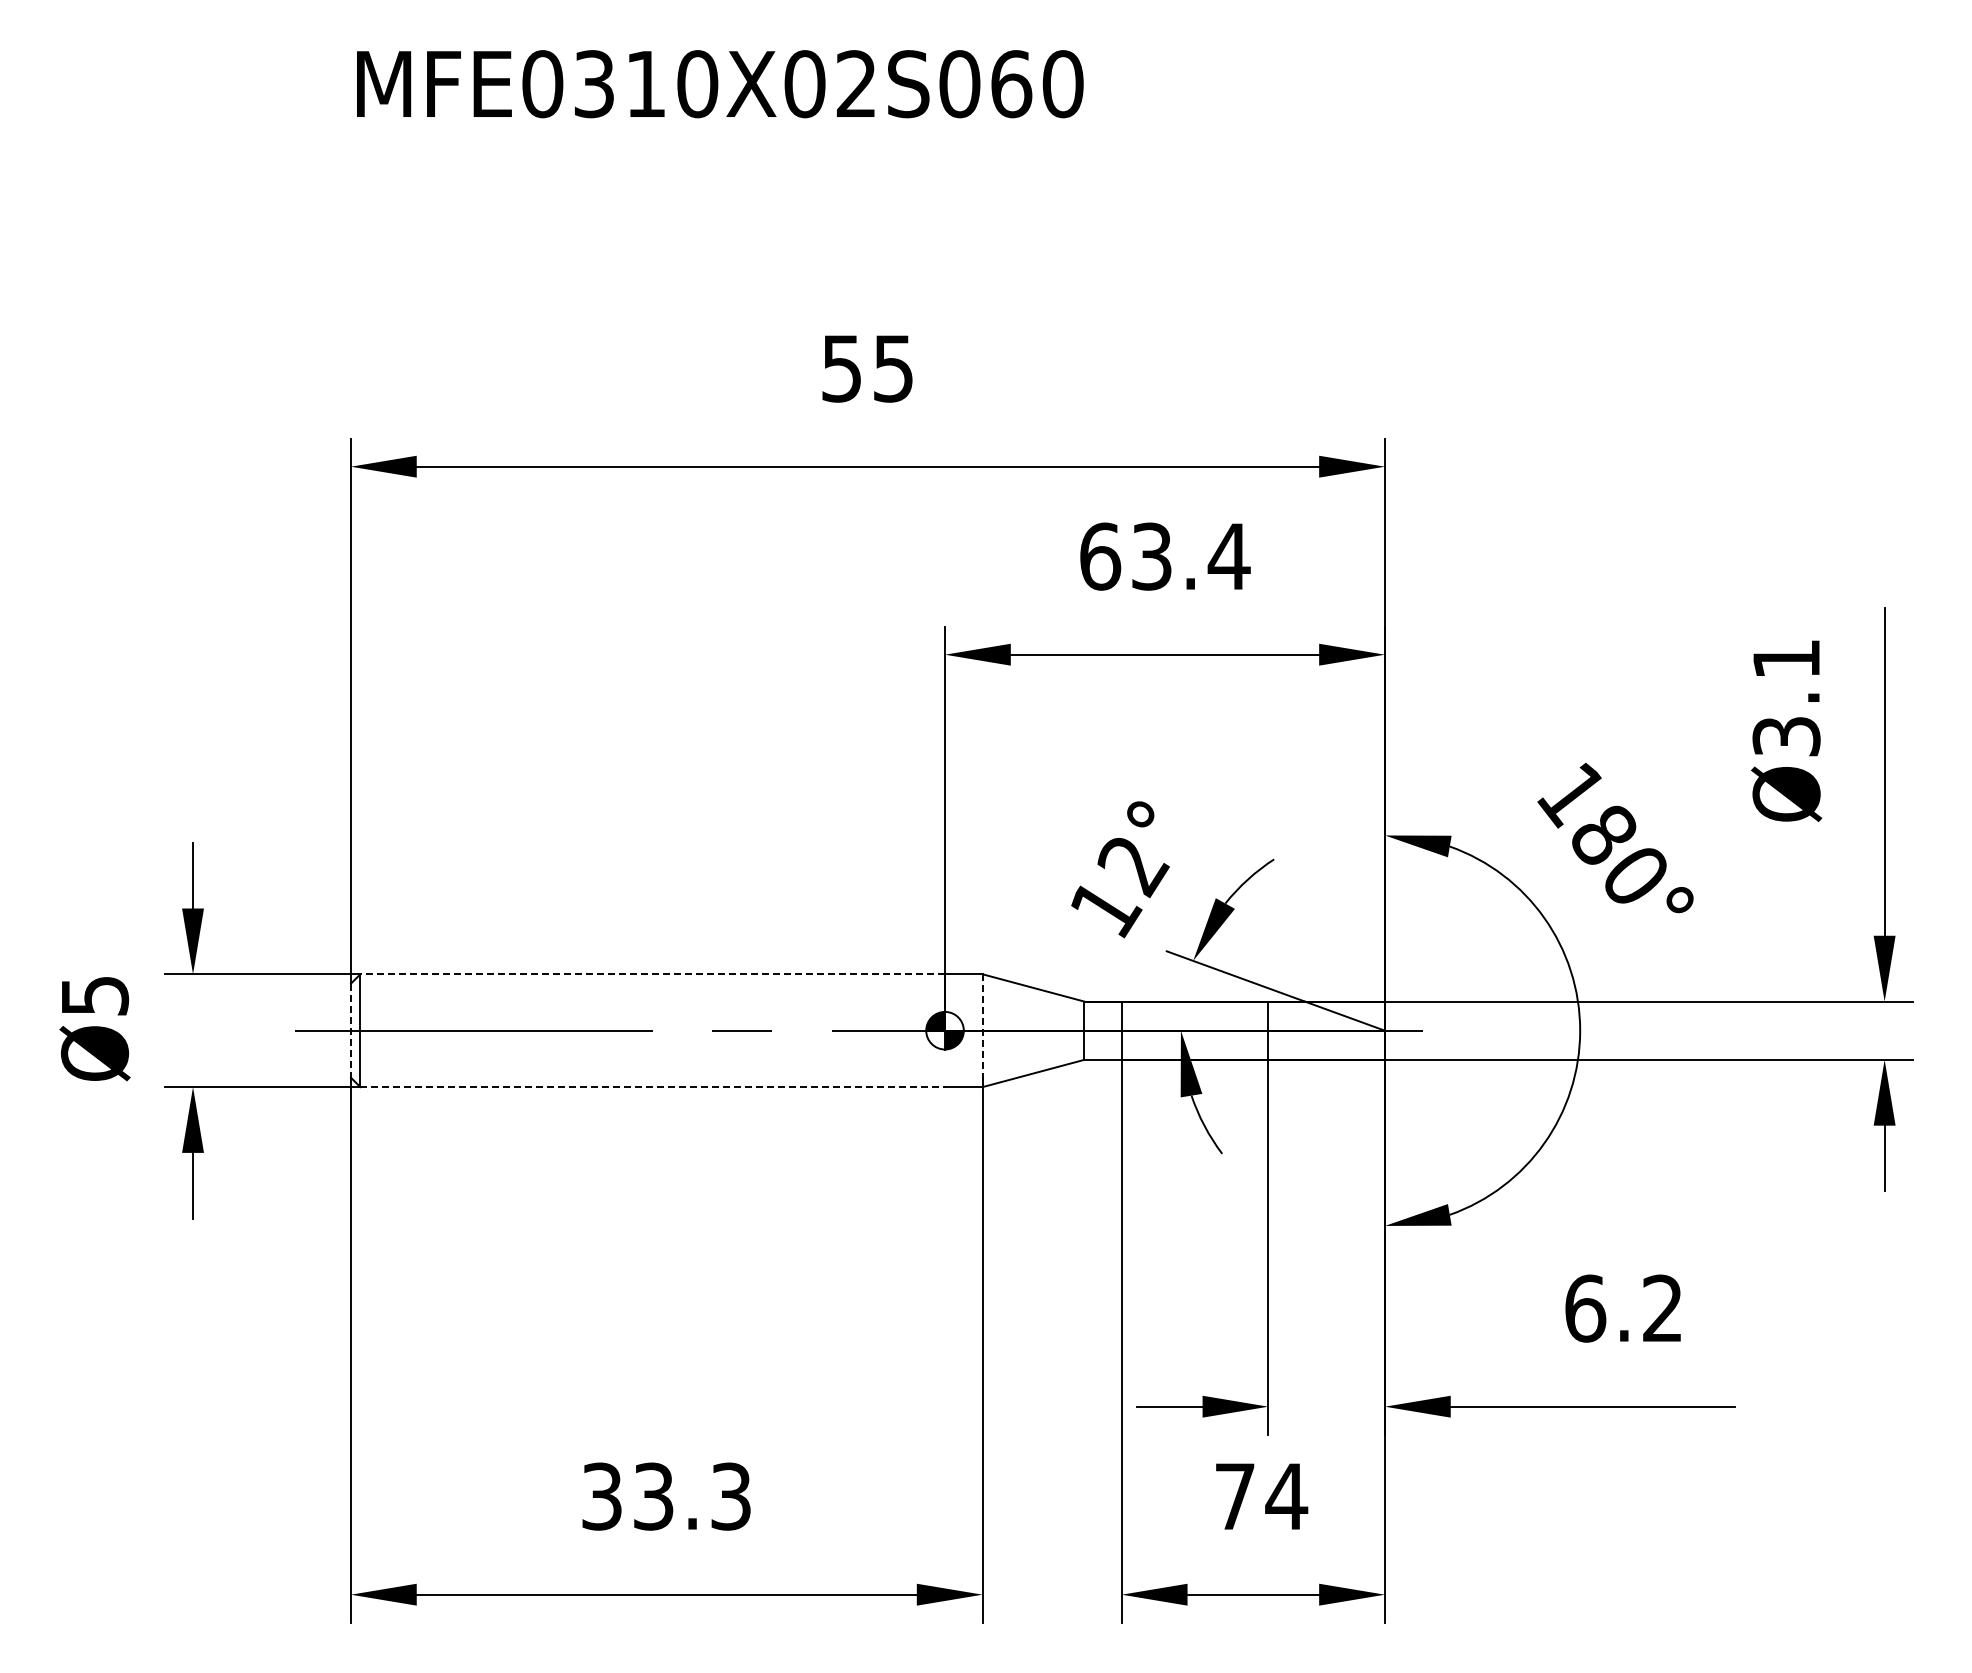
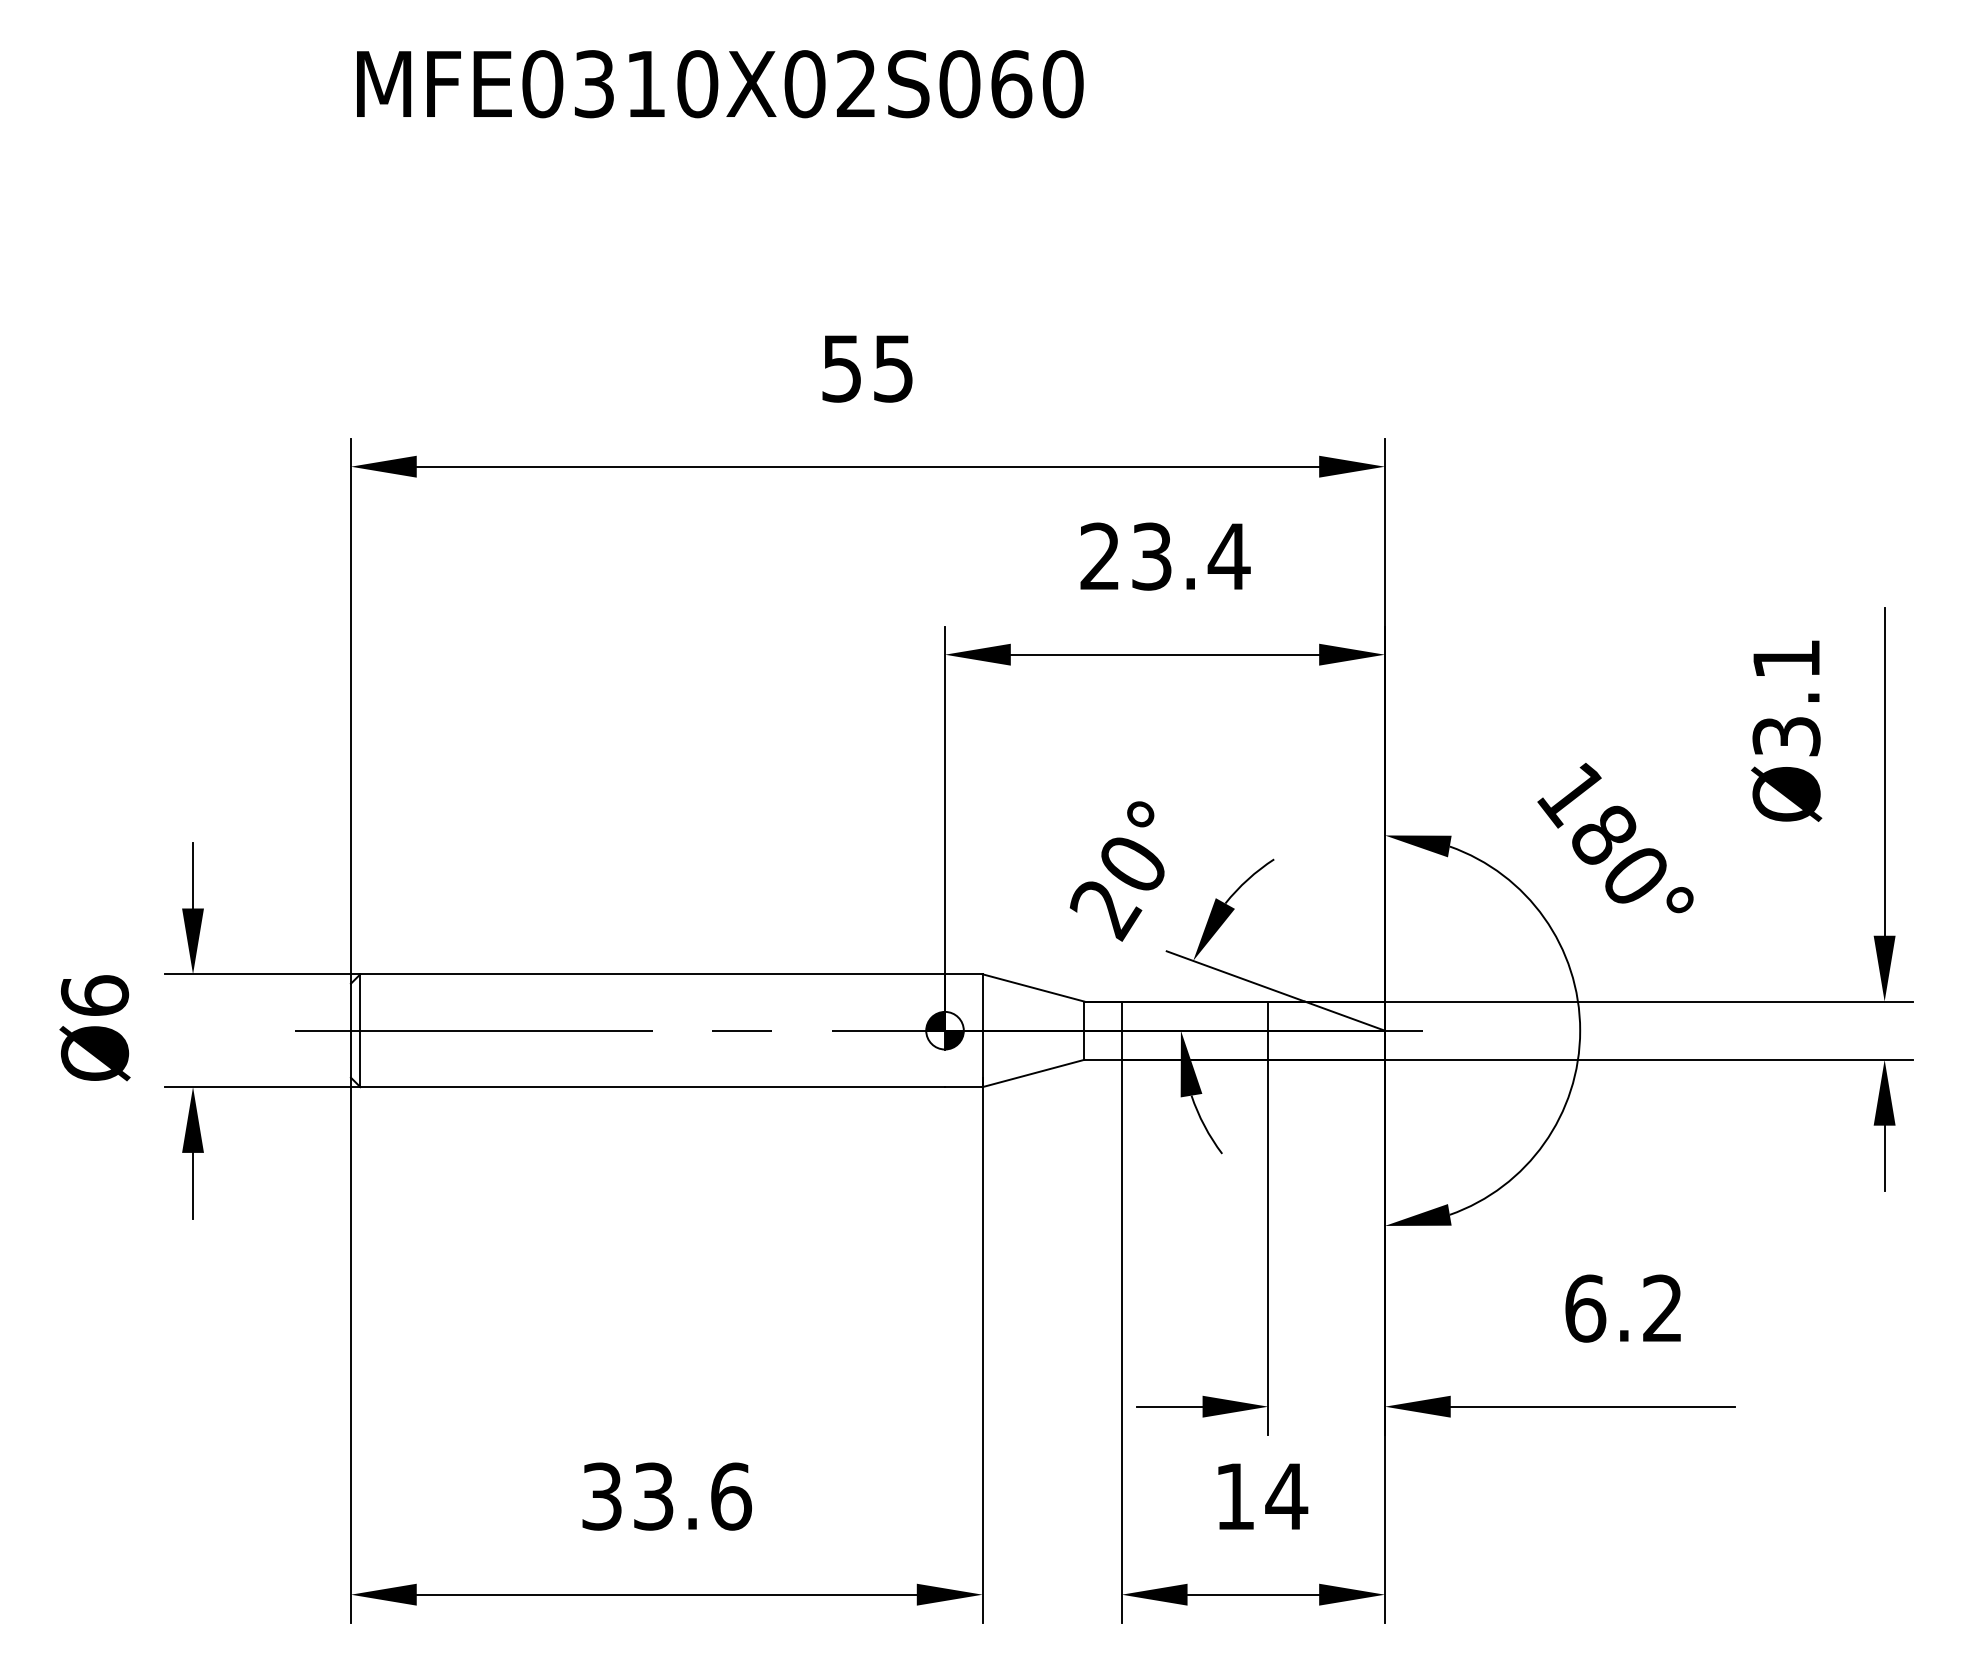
text: 63.4 -> 23.4 (1100, 556)
text: 12° -> 20° (1119, 889)
line: dashed -> solid (652, 974)
text: Ø5 -> Ø6 (94, 995)
line: dashed -> solid (350, 1030)
line: dashed -> solid (982, 1031)
line: dashed -> solid (653, 1087)
text: 33.3 -> 33.6 (731, 1496)
text: 74 -> 14 (1235, 1496)
